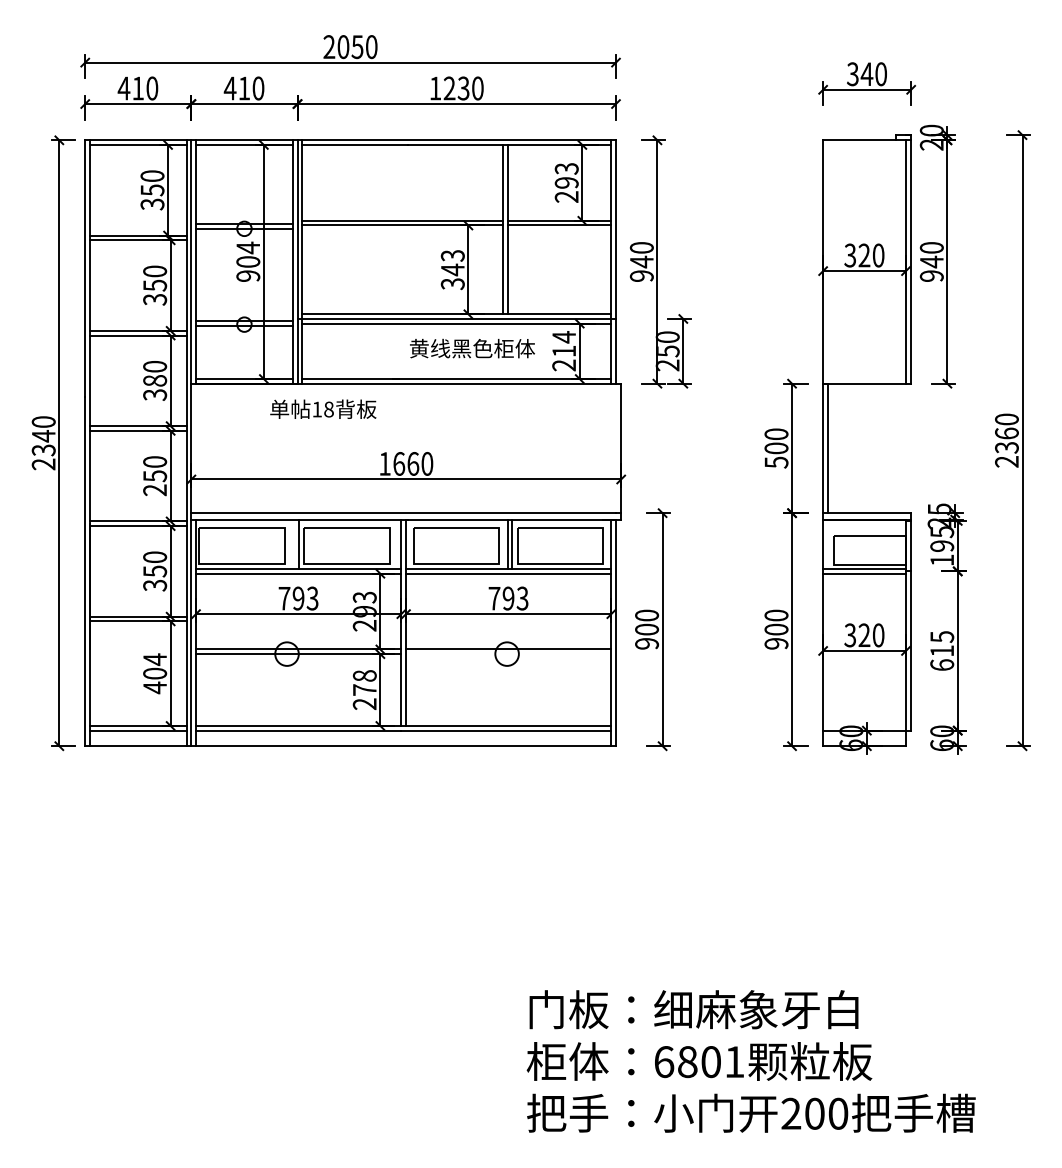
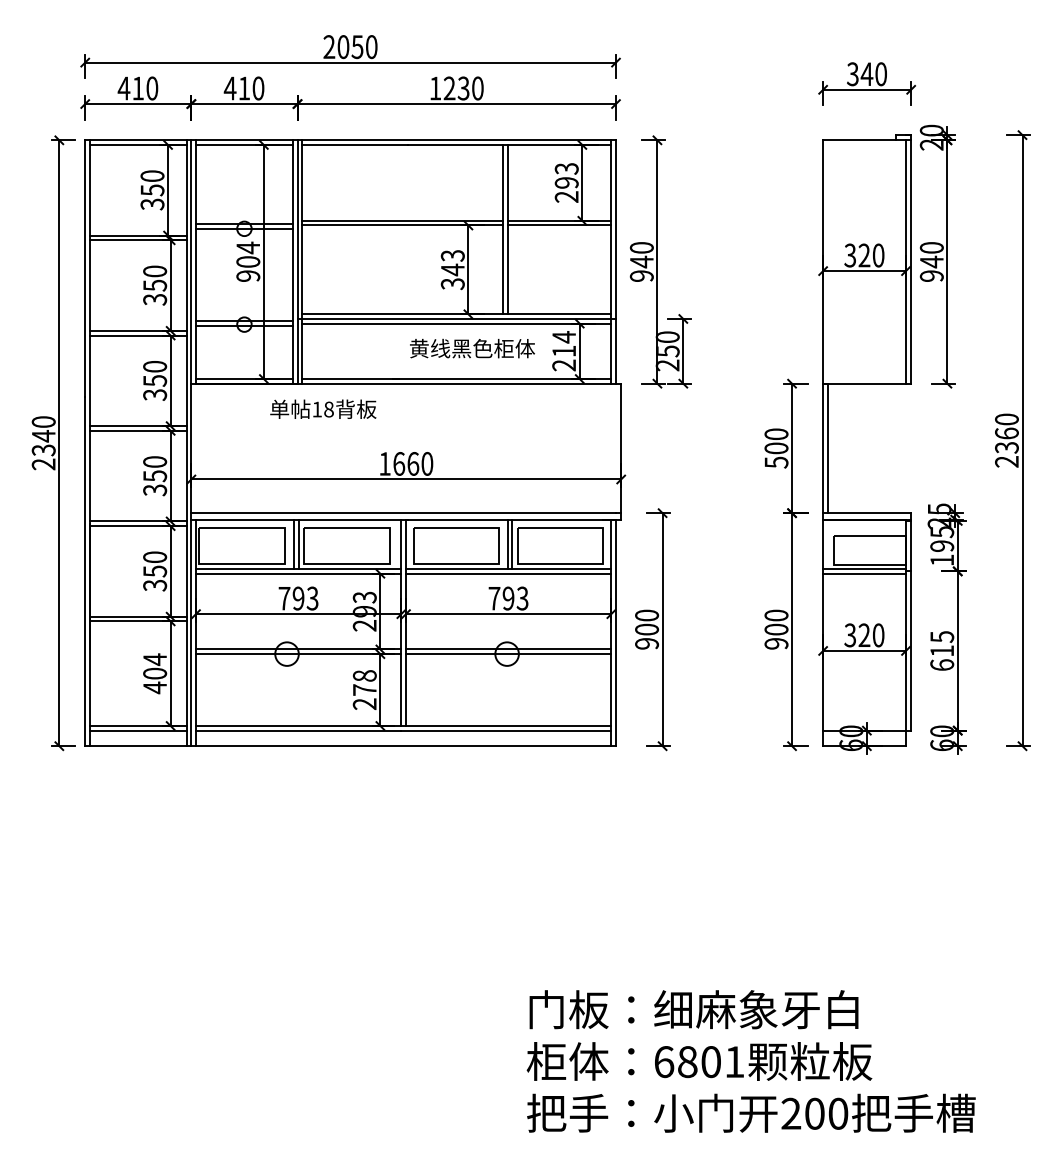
text: 380 -> 350 (154, 380)
text: 250 -> 350 (155, 490)
line: none -> present (294, 544)
line: none -> present (508, 654)
